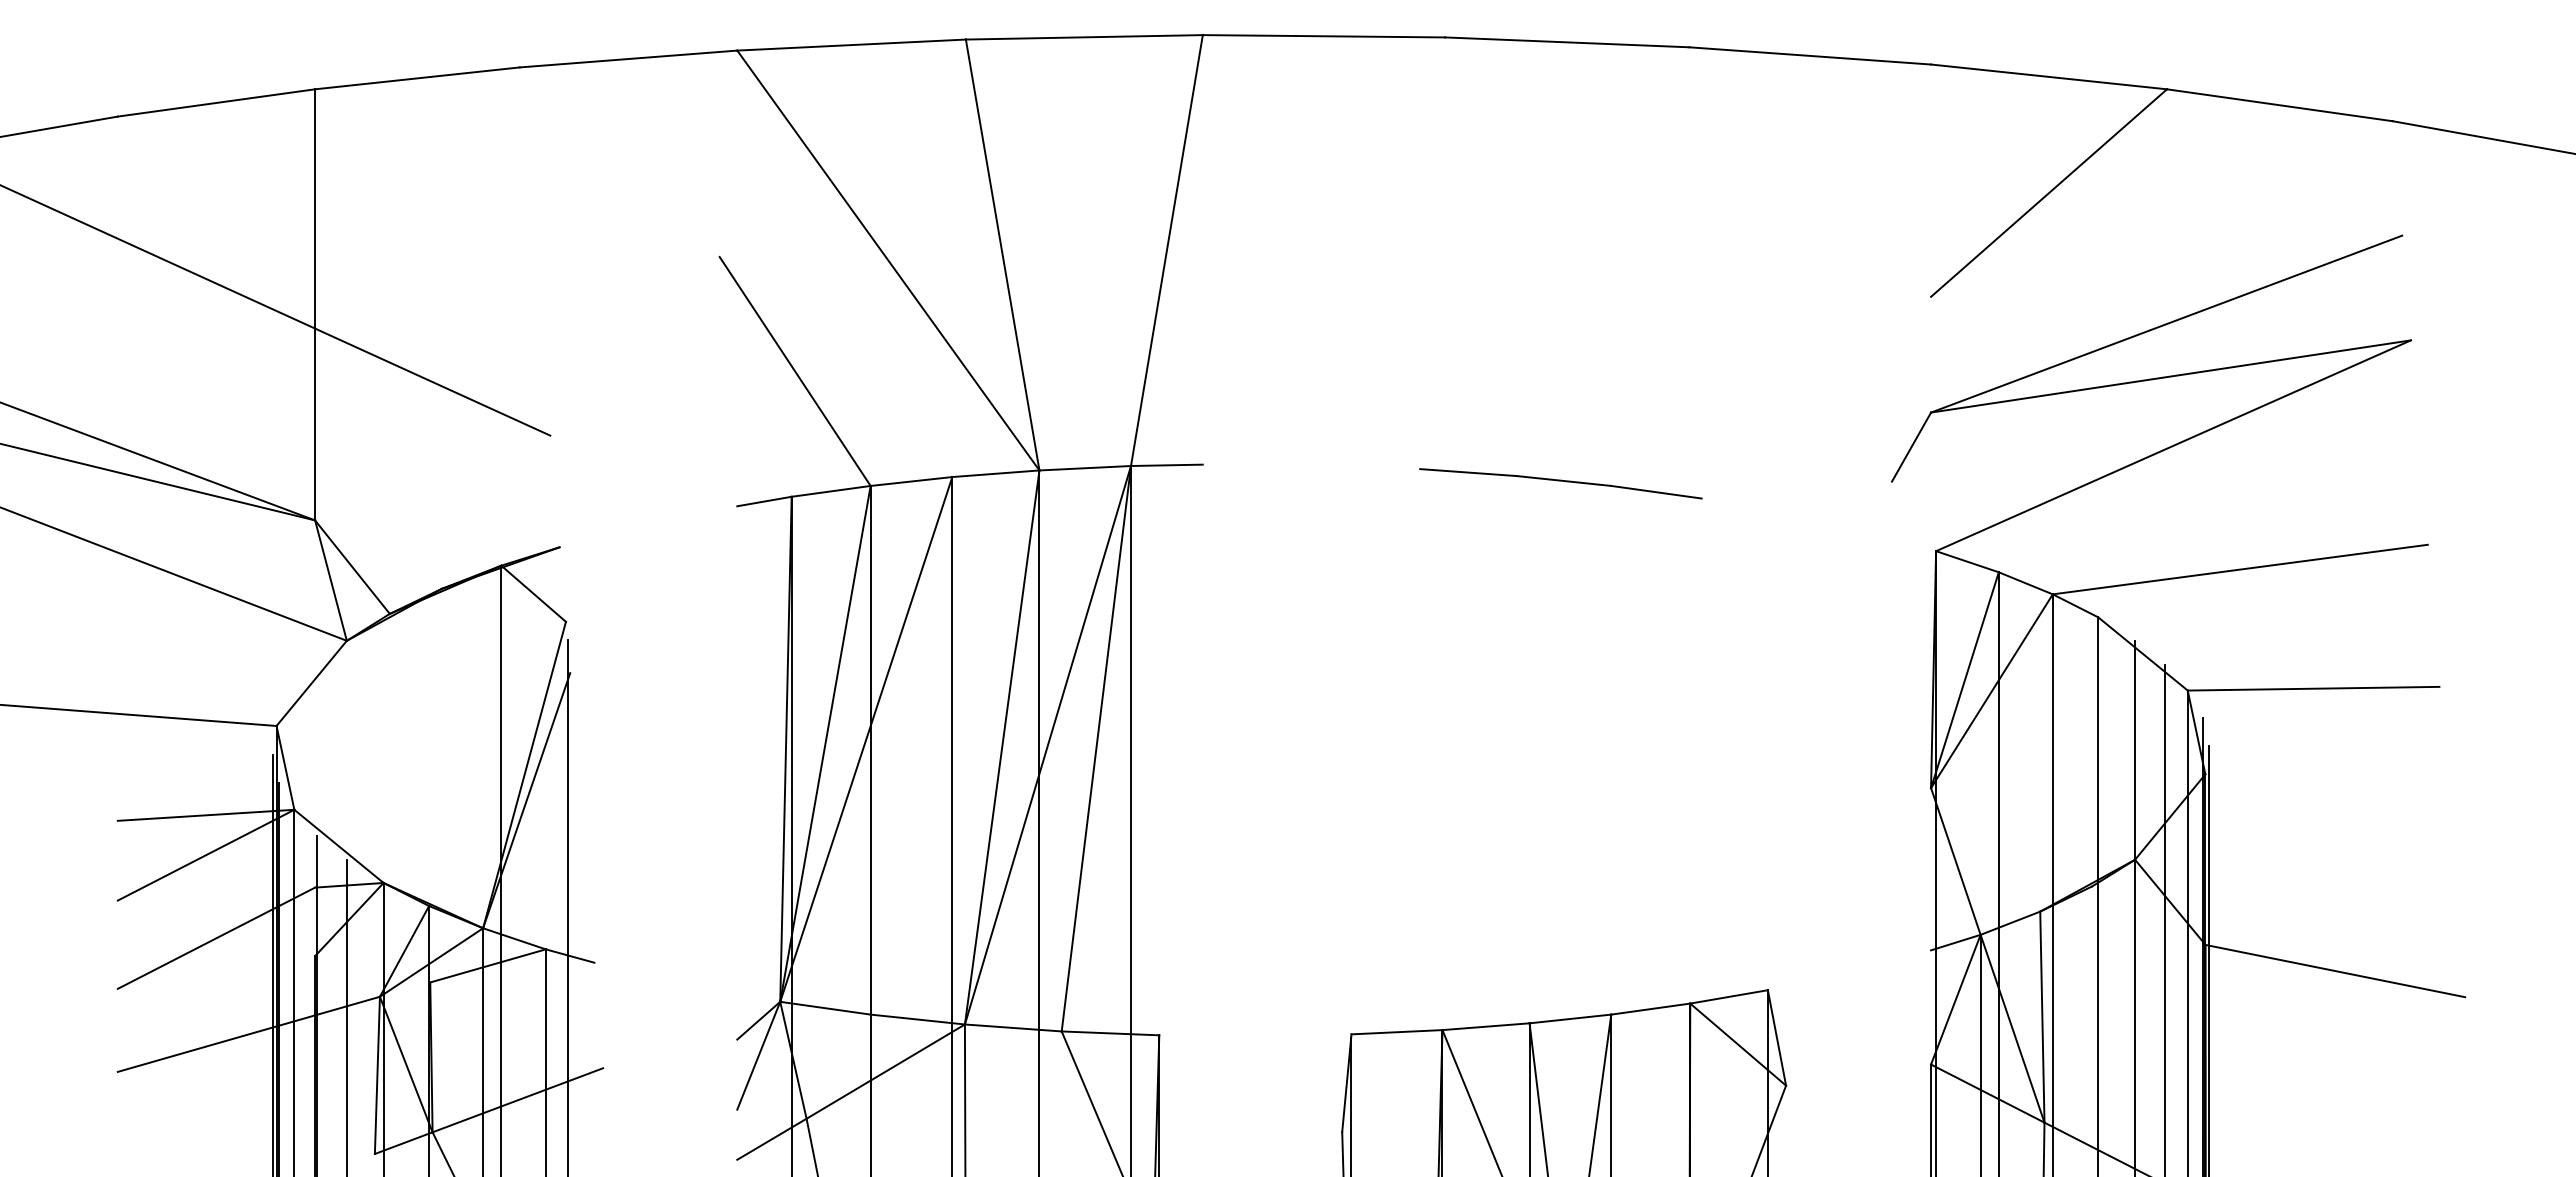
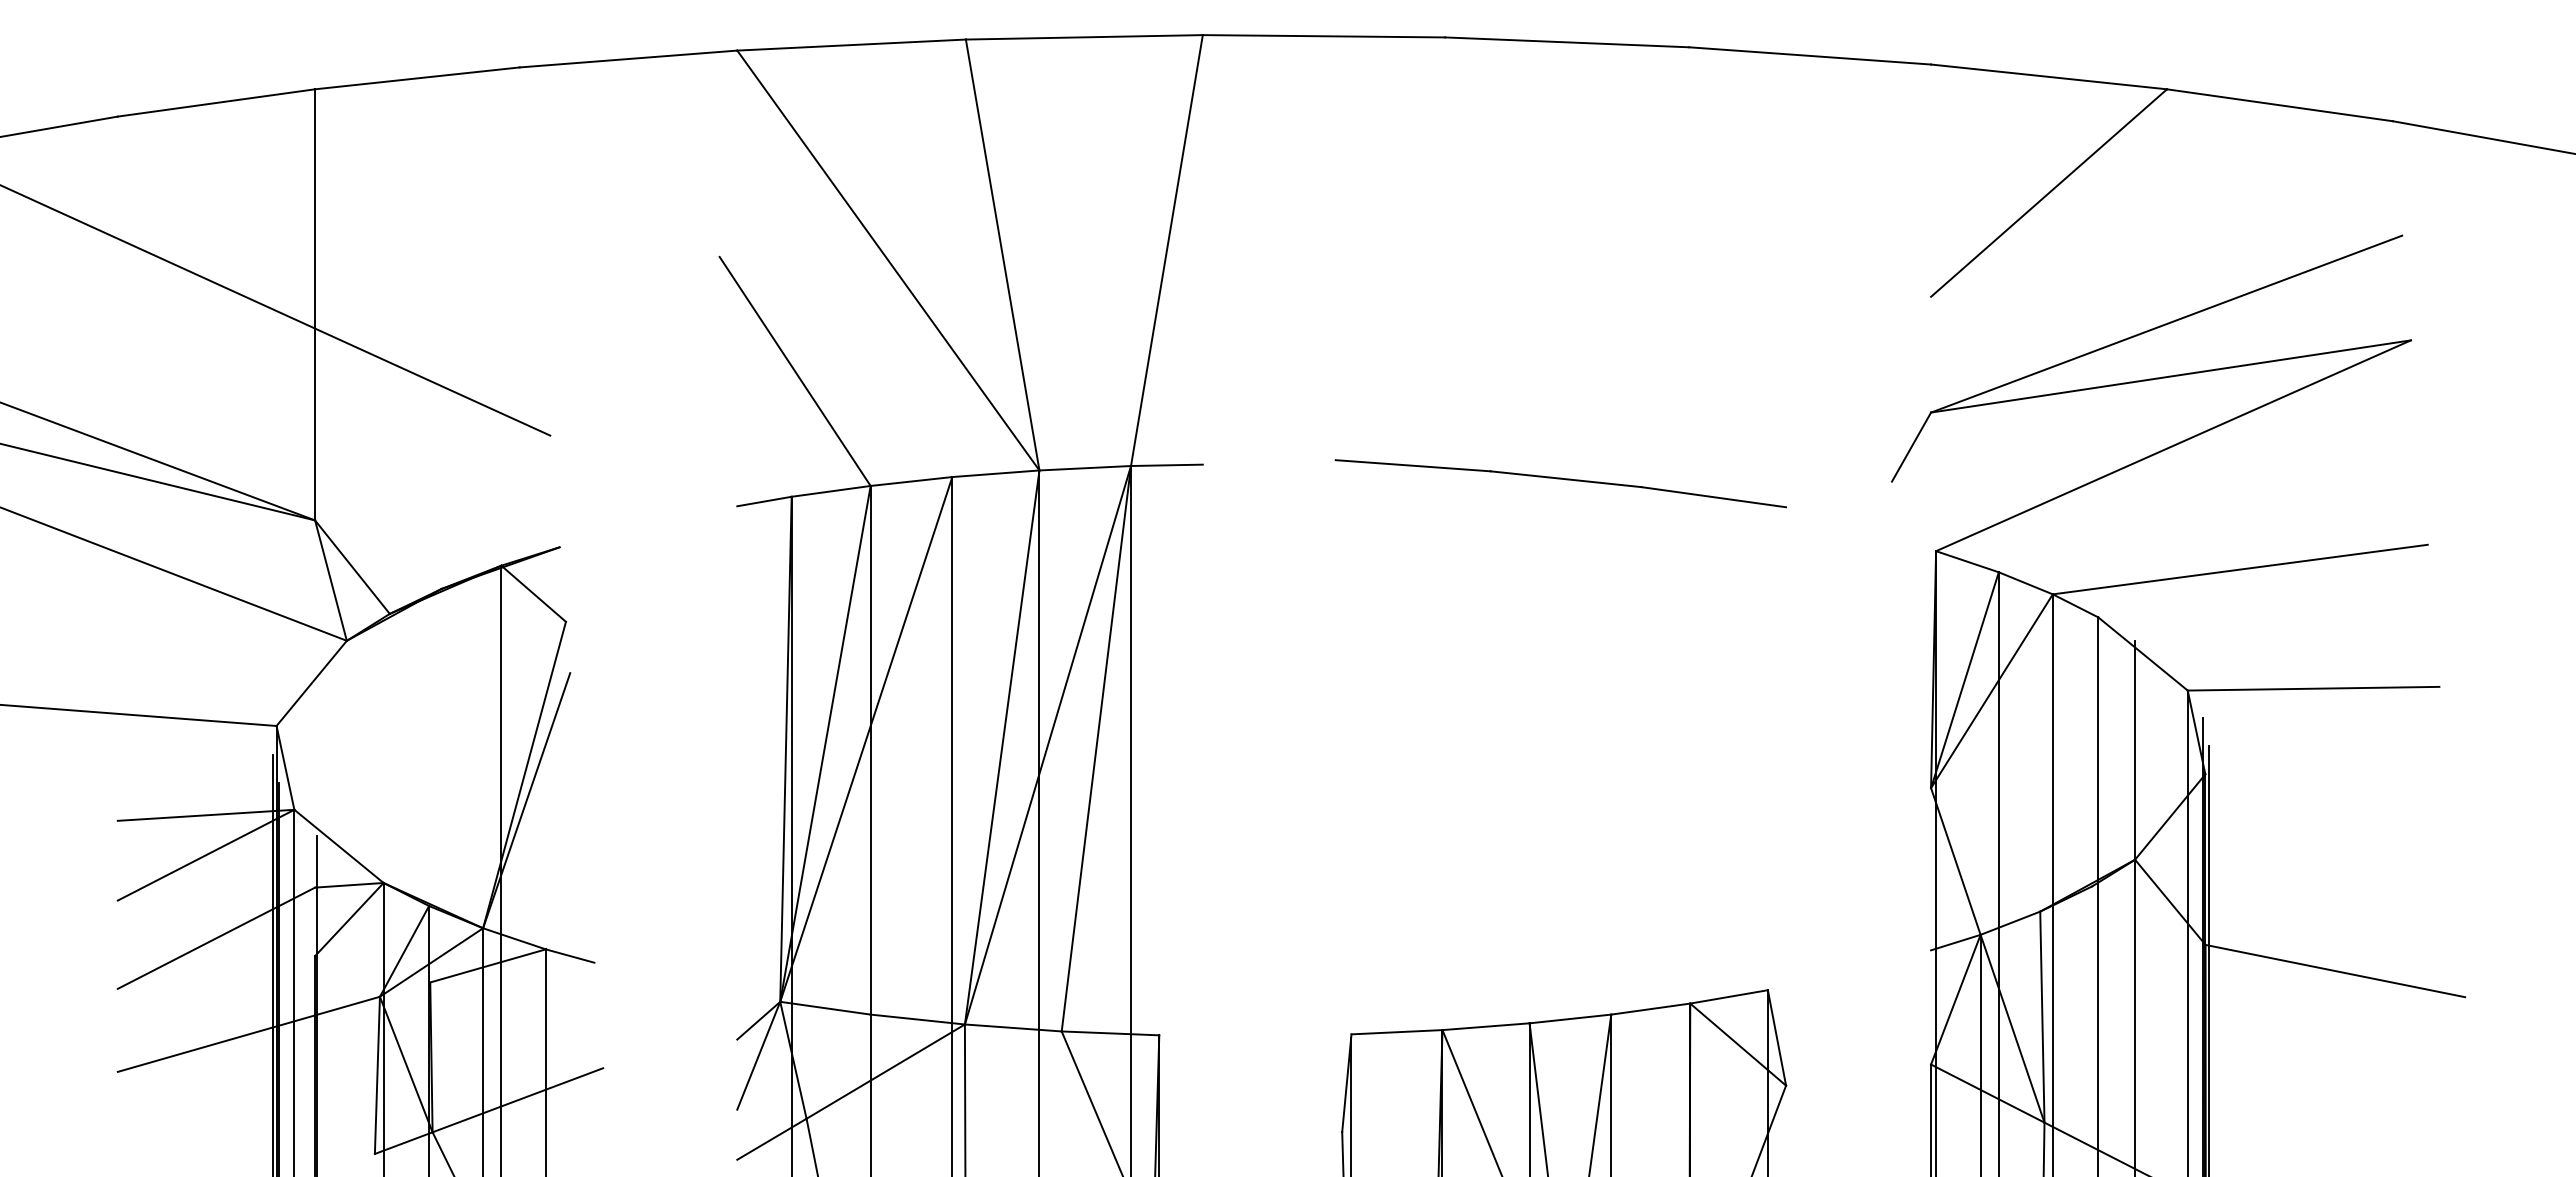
part size: 284x32 px -> 453x50 px (1560, 483)
line: present -> none (567, 906)
line: present -> none (2164, 919)
line: present -> none (346, 1016)
